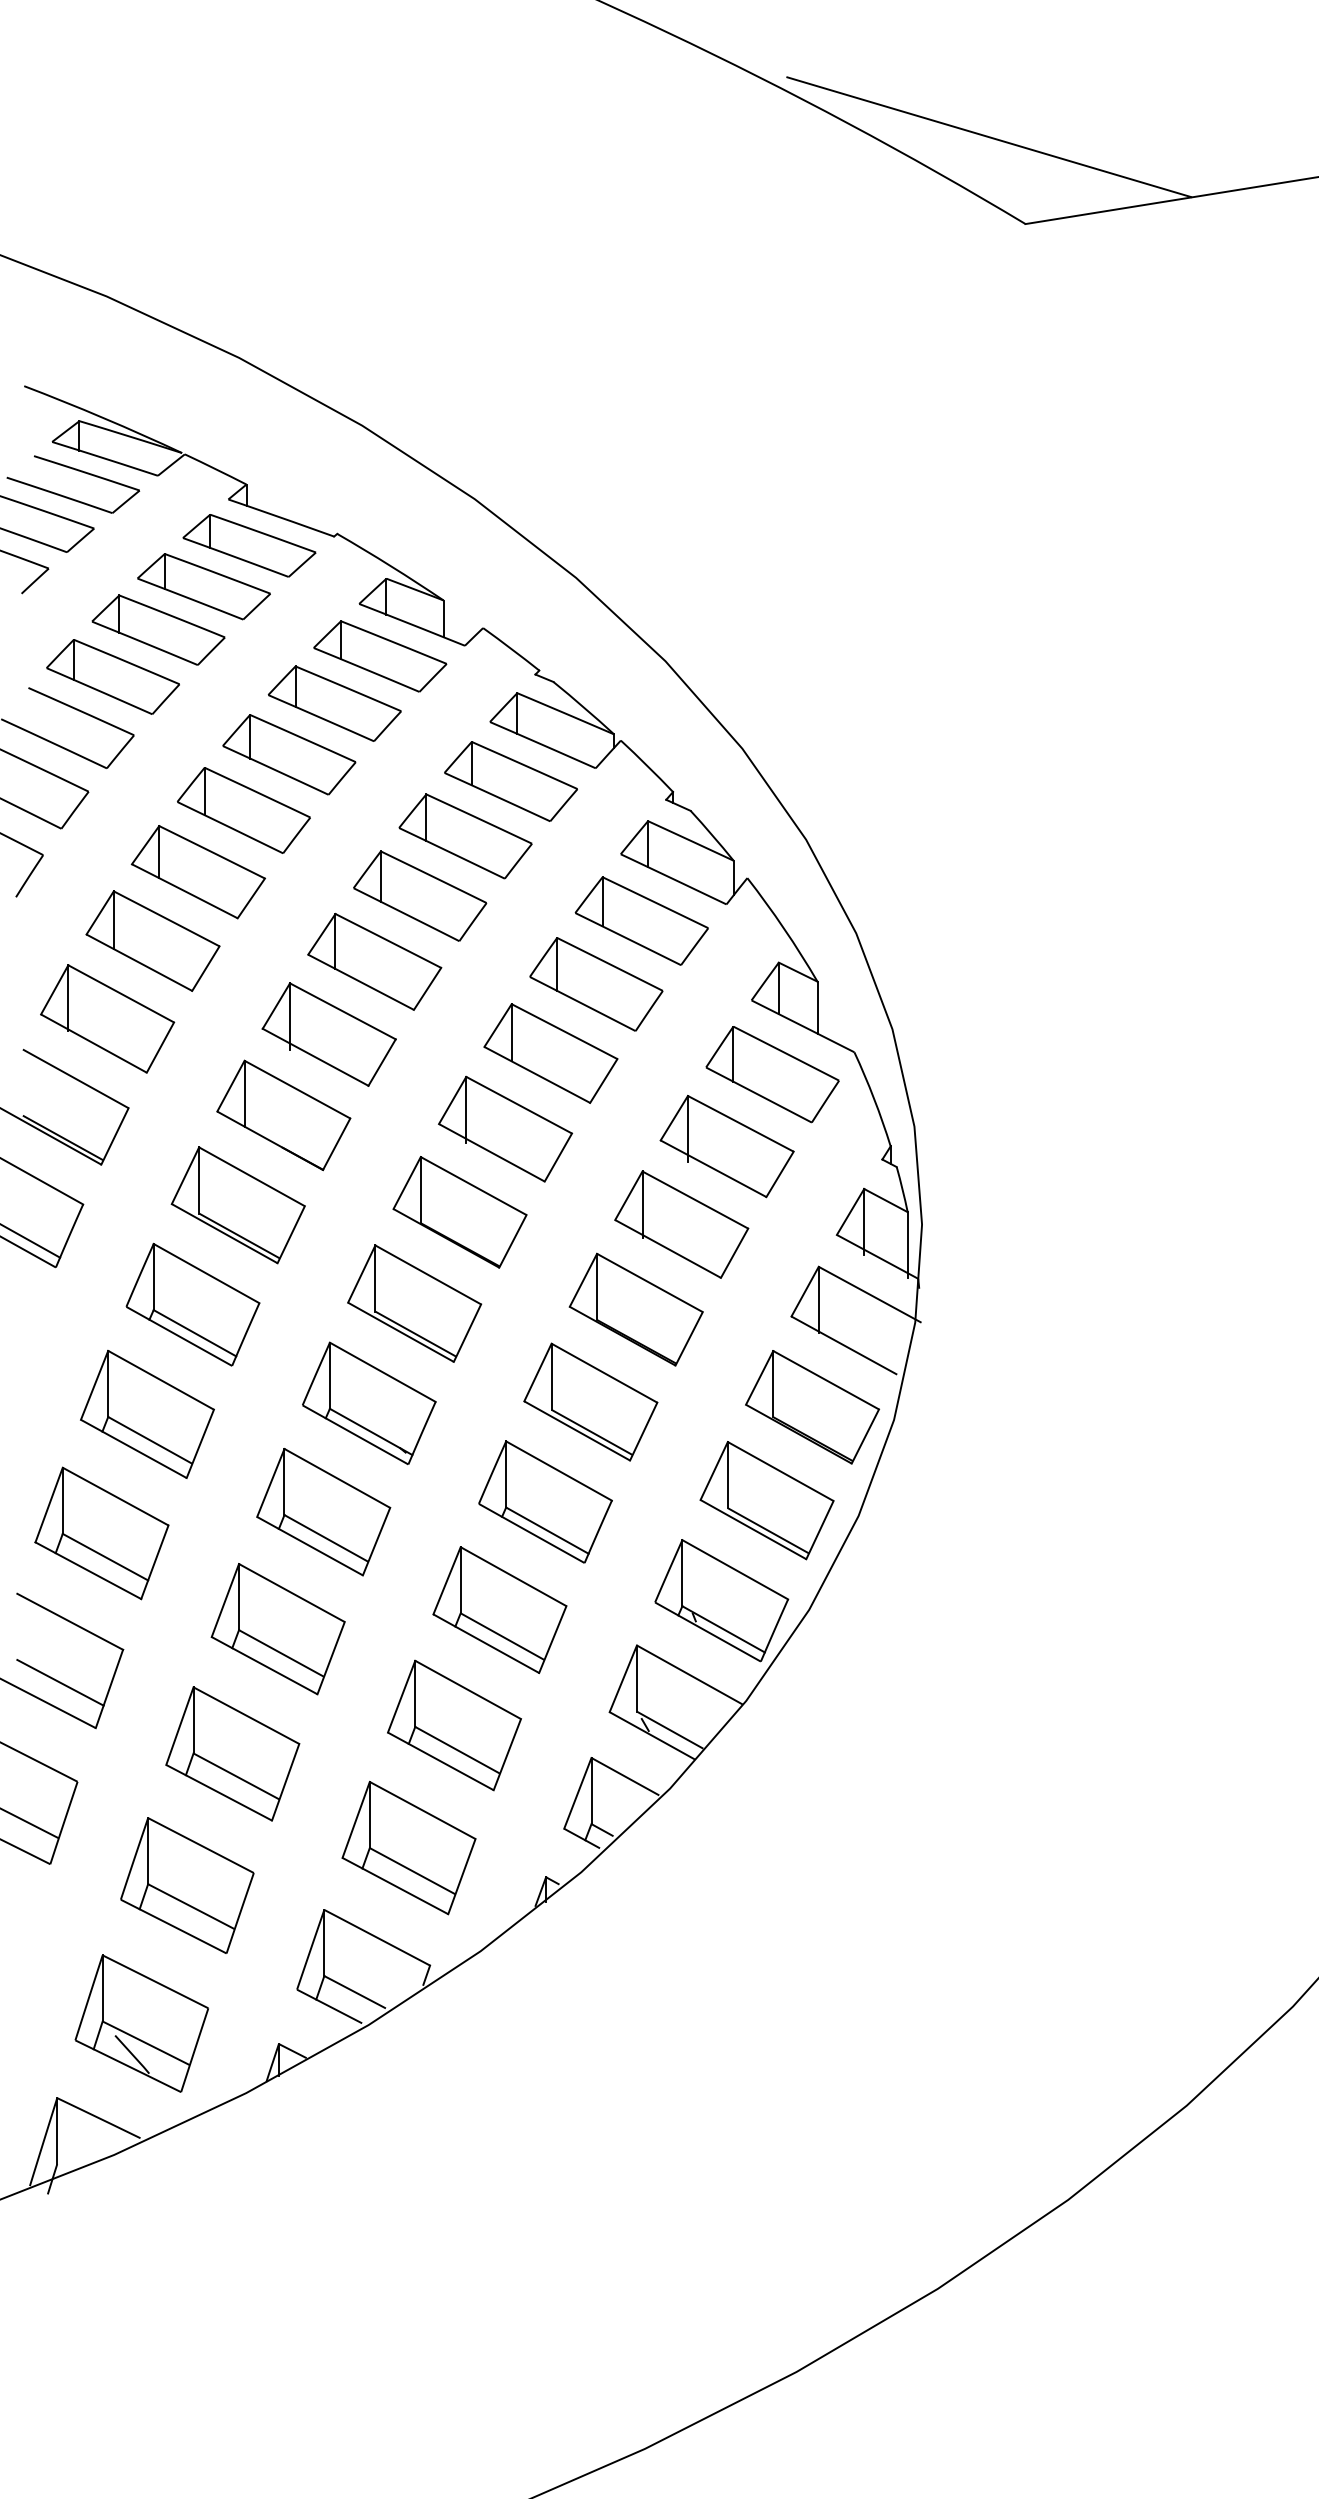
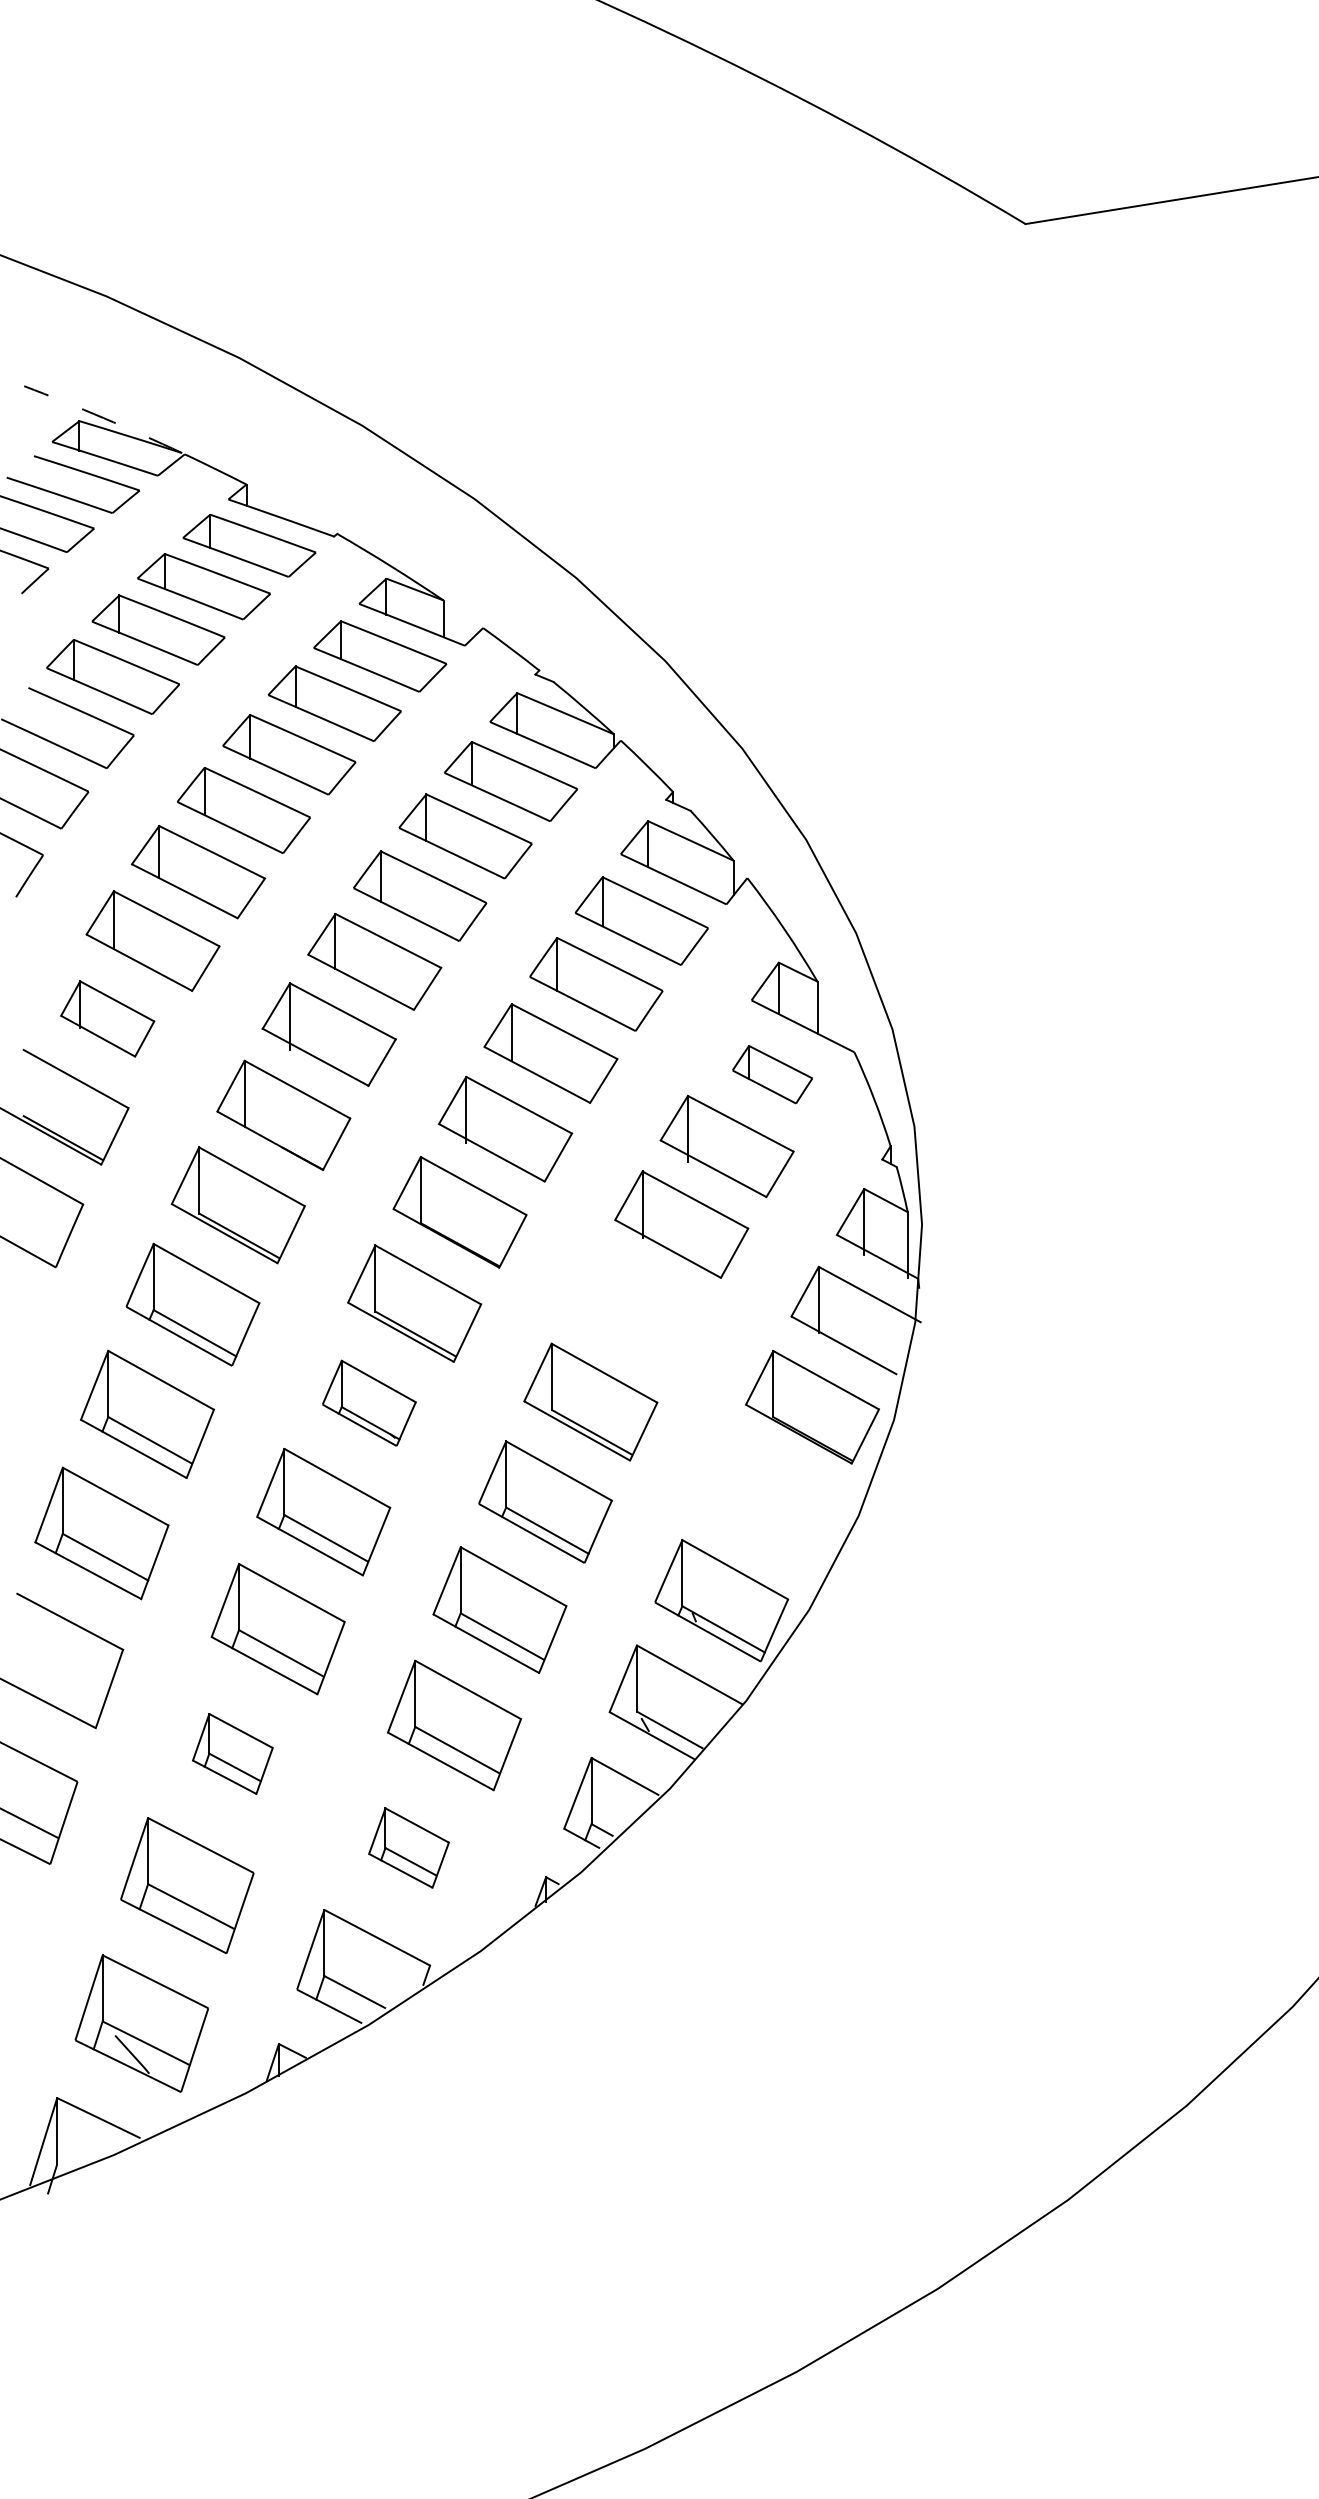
line: present -> none (989, 137)
arc: solid -> dashed (103, 418)
part size: 136x110 px -> 96x78 px (107, 1018)
part size: 135x98 px -> 81x60 px (772, 1074)
line: present -> none (31, 1241)
part: present -> none (635, 1309)
part size: 135x124 px -> 95x88 px (369, 1402)
part: present -> none (766, 1500)
line: present -> none (60, 1682)
part size: 136x136 px -> 82x82 px (232, 1753)
part size: 136x136 px -> 82x82 px (408, 1847)
